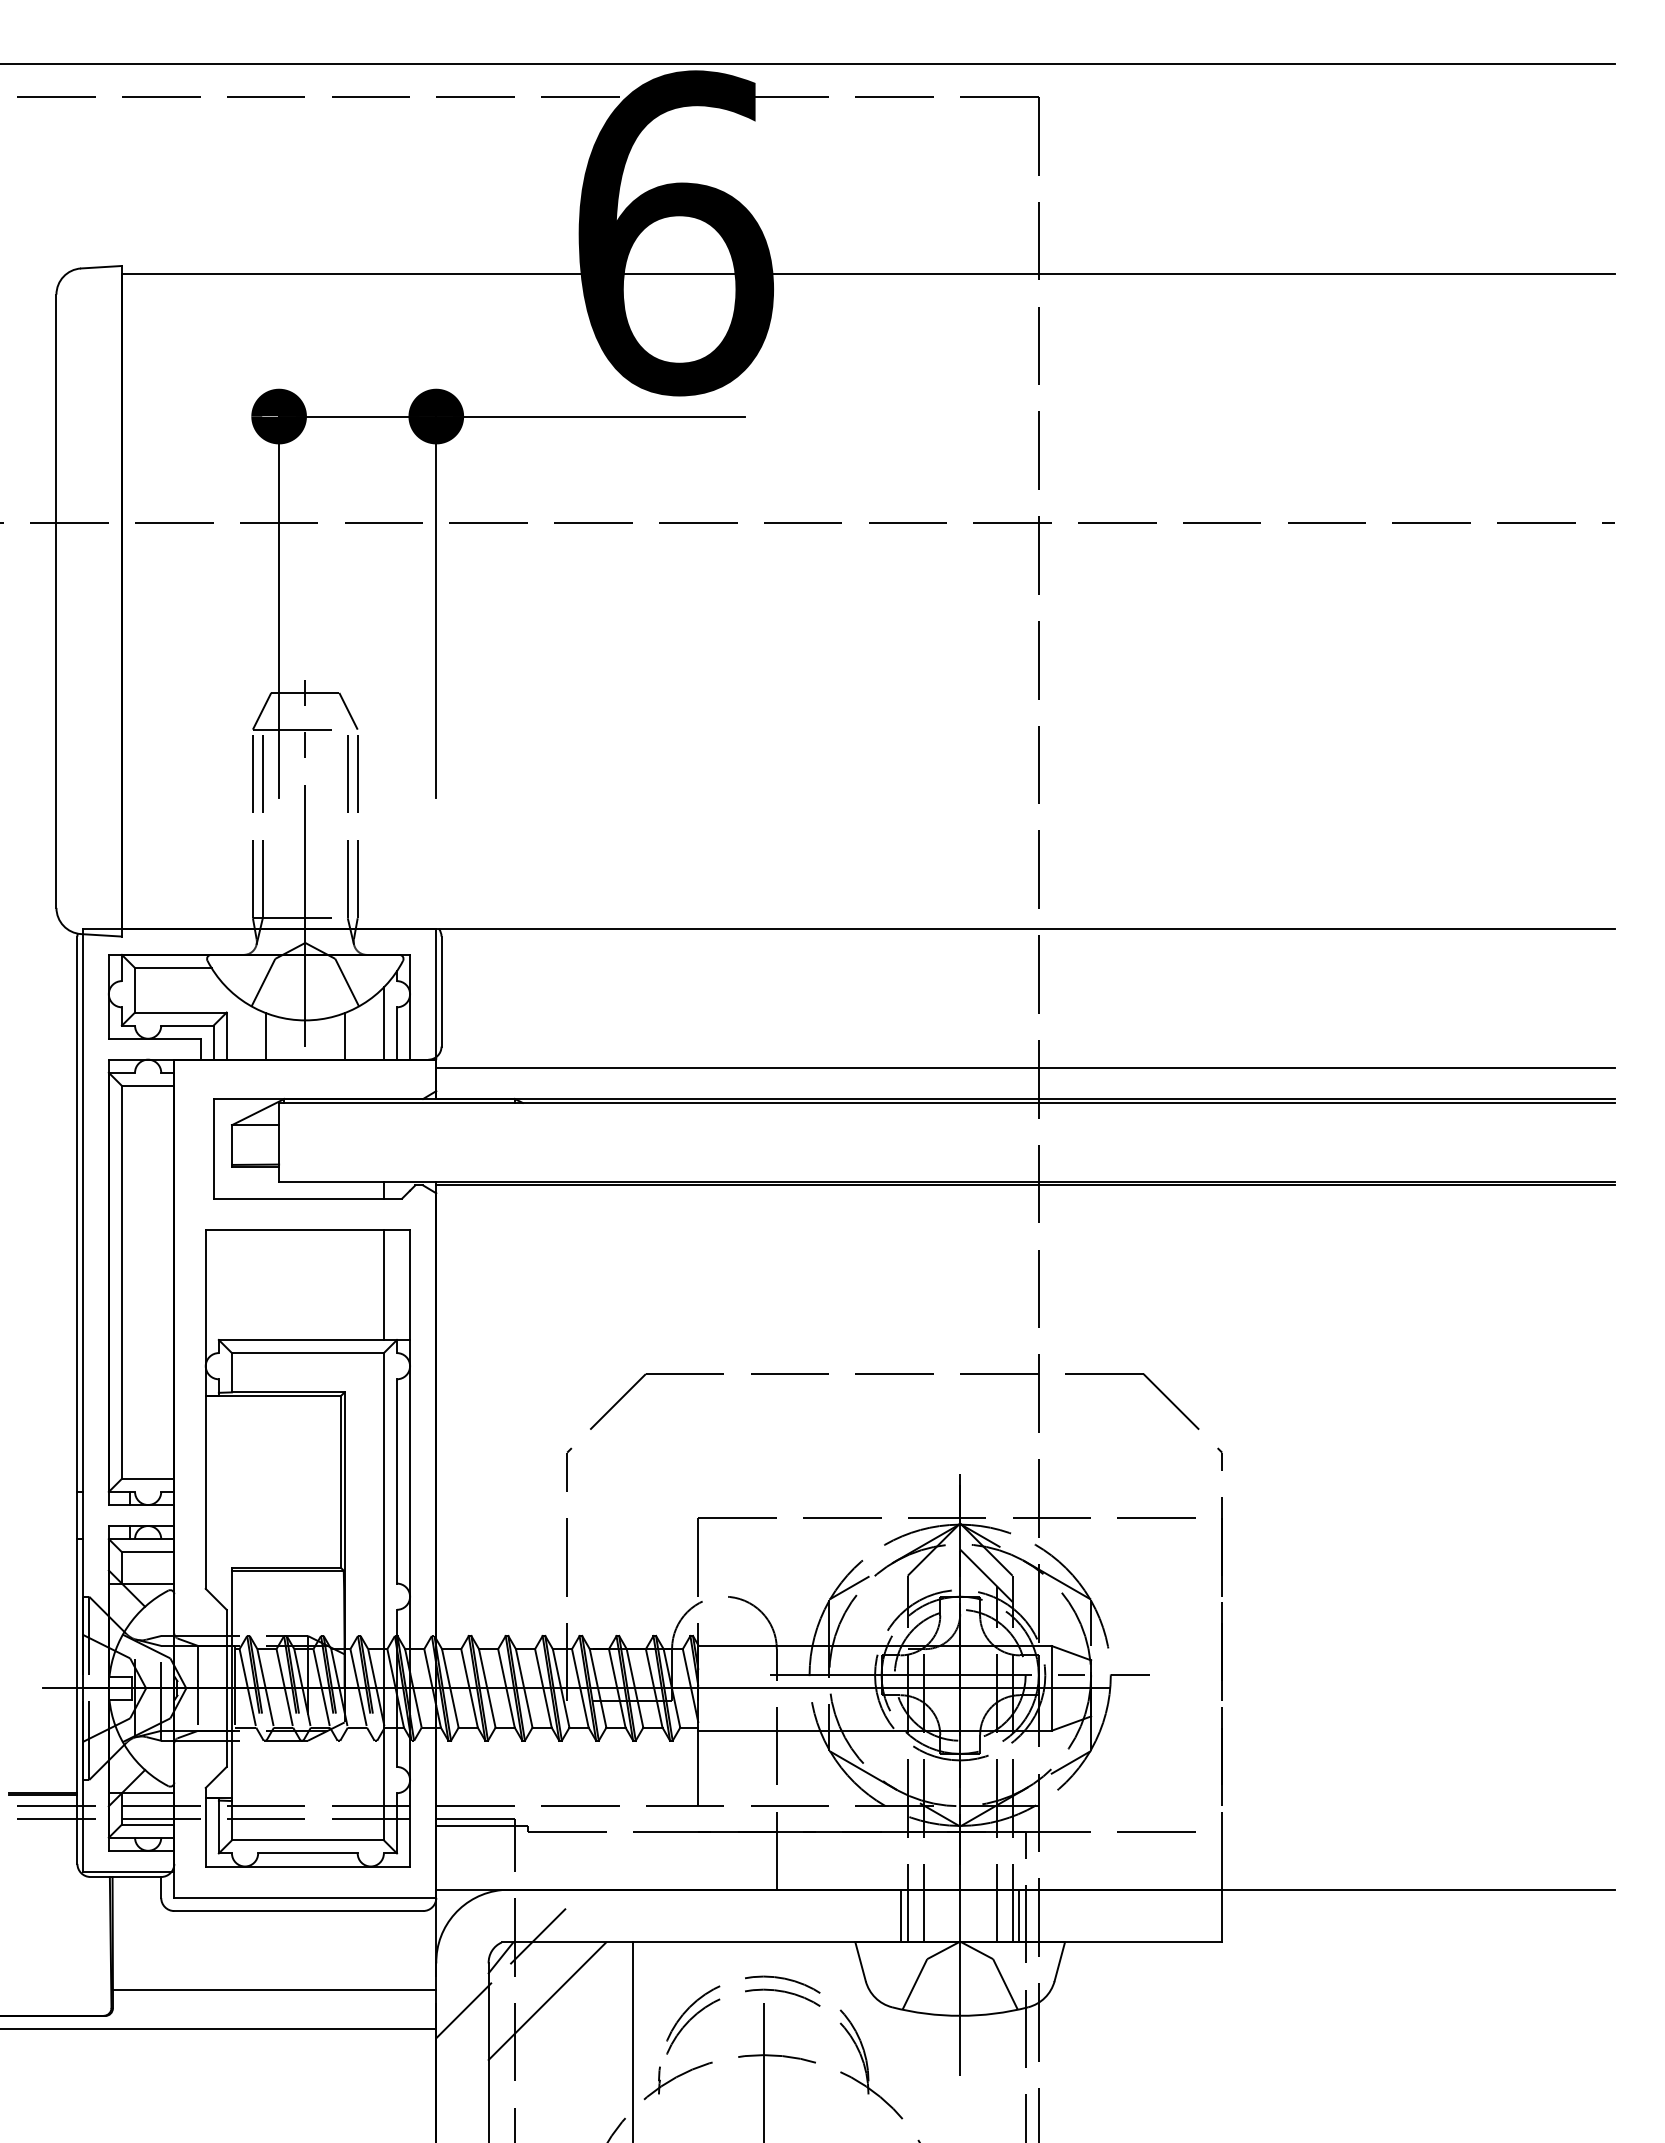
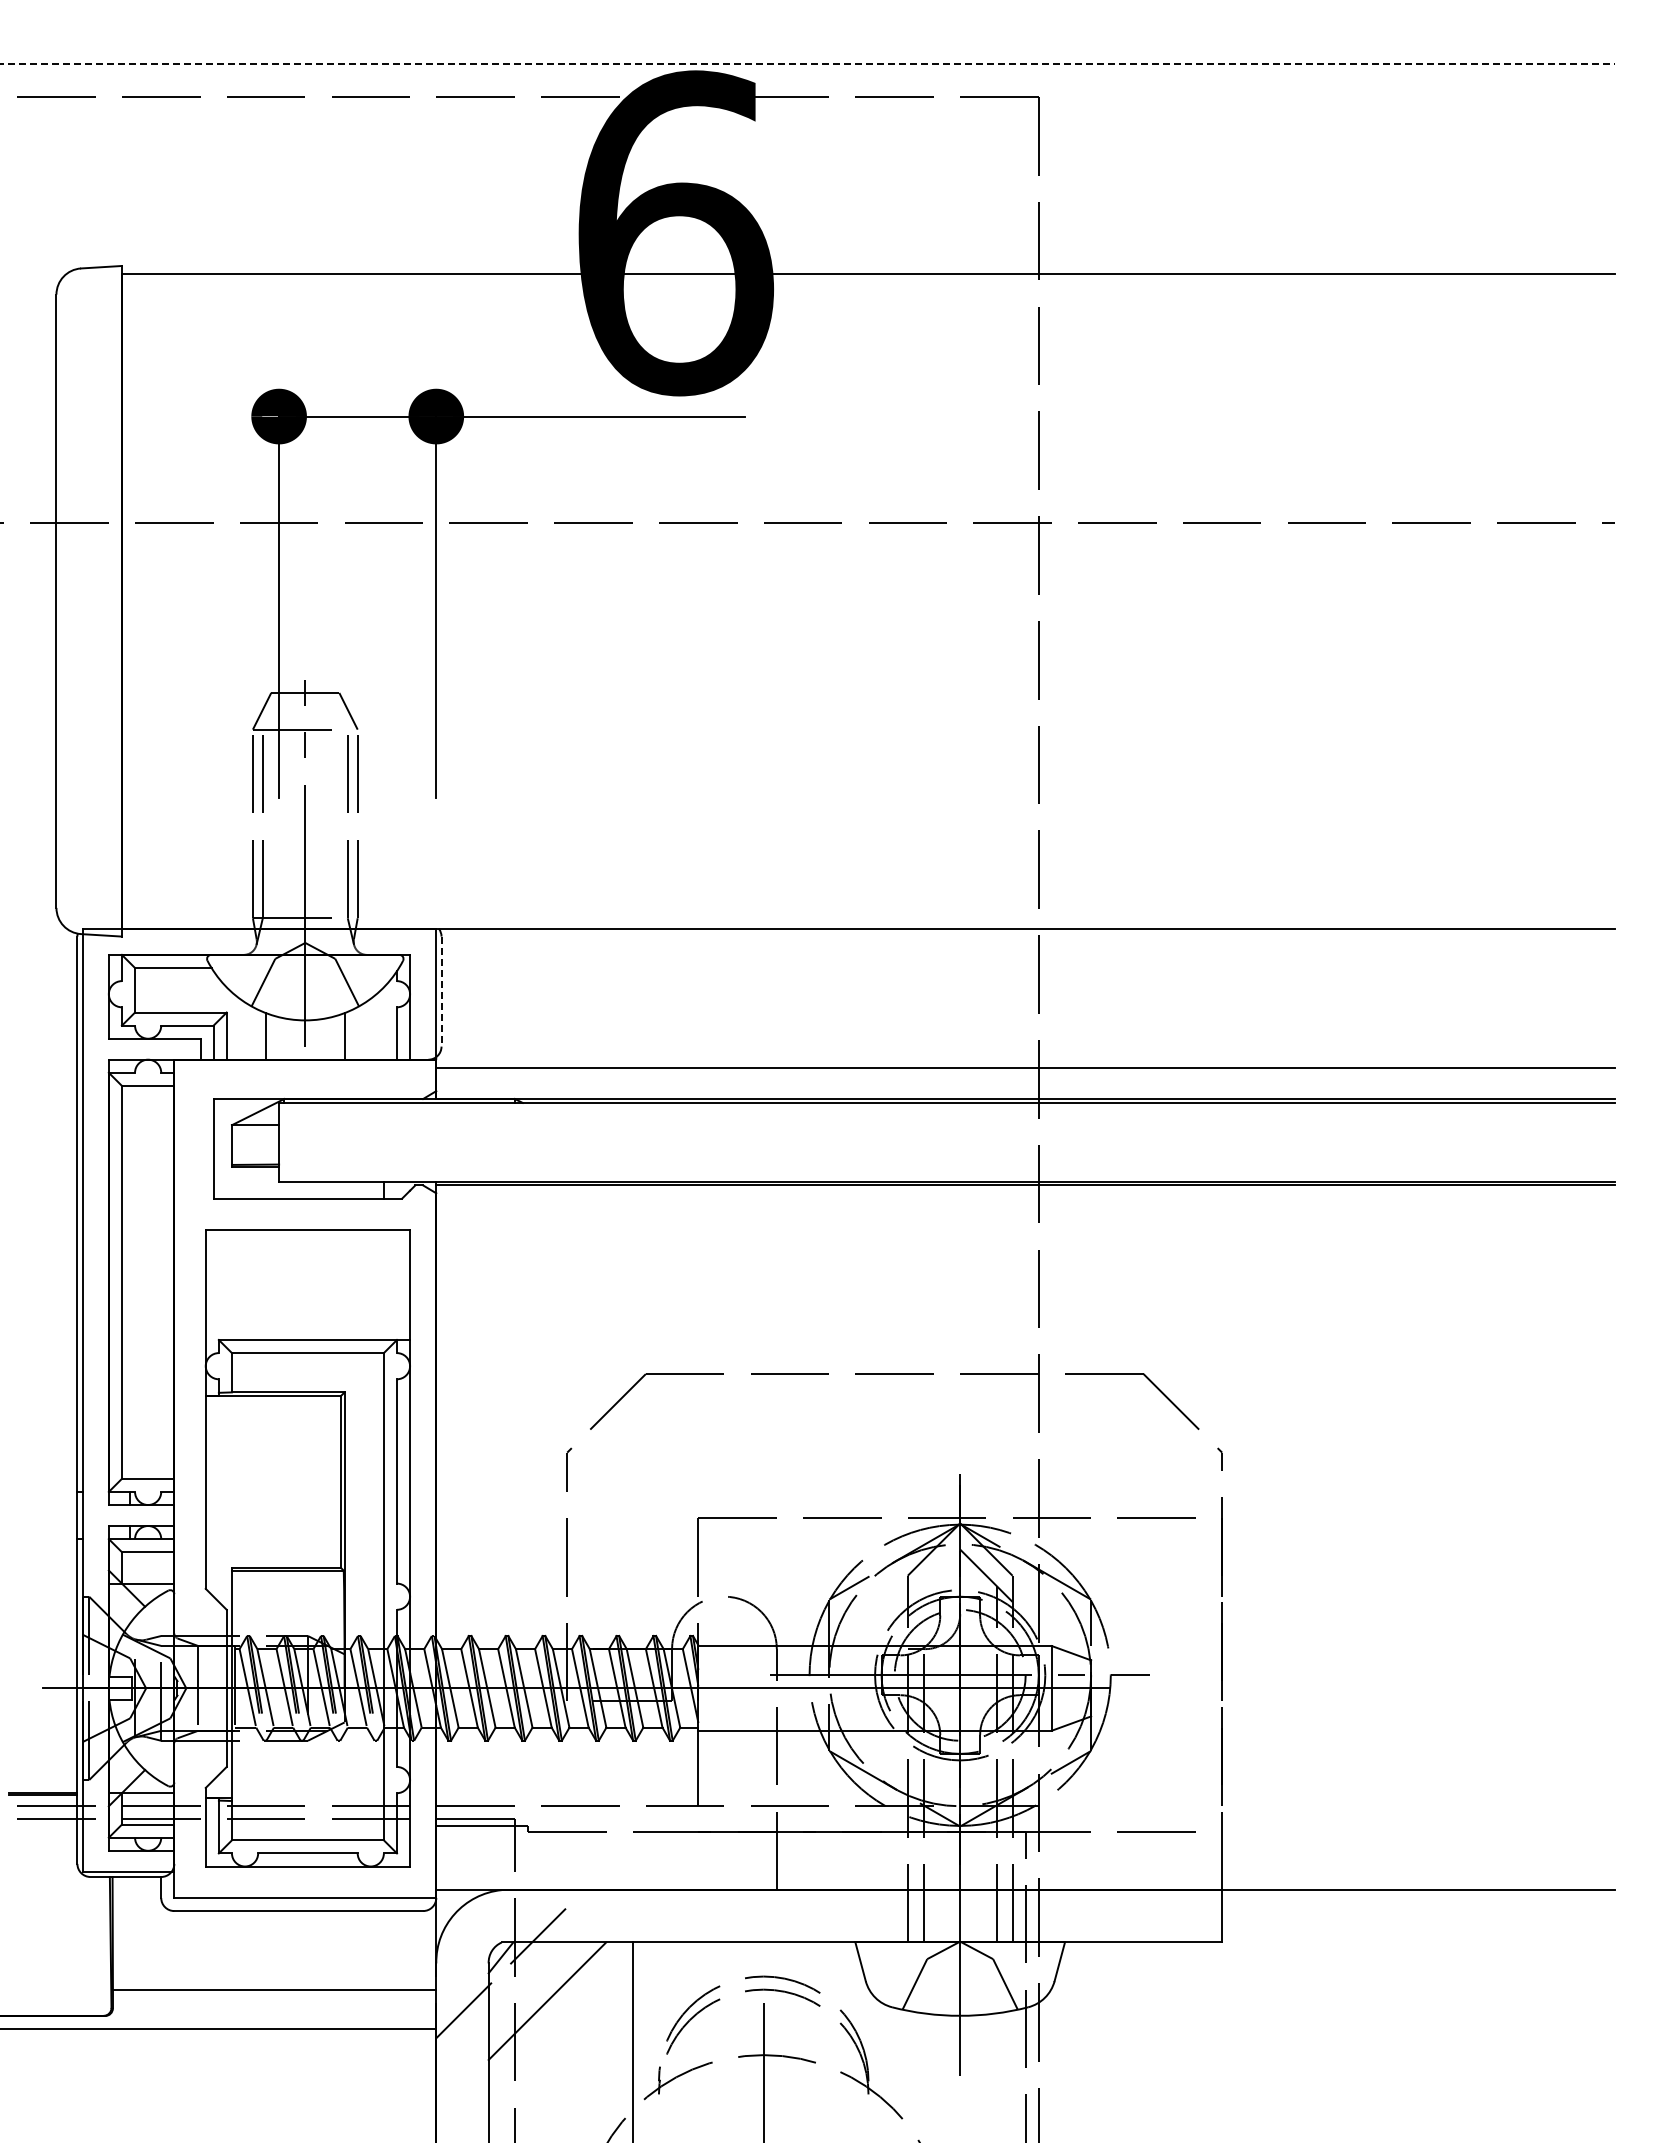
line: solid -> dashed (807, 64)
line: solid -> dashed (441, 992)
line: present -> none (383, 1023)
line: present -> none (383, 1284)
line: present -> none (901, 1916)
line: present -> none (1019, 1916)
